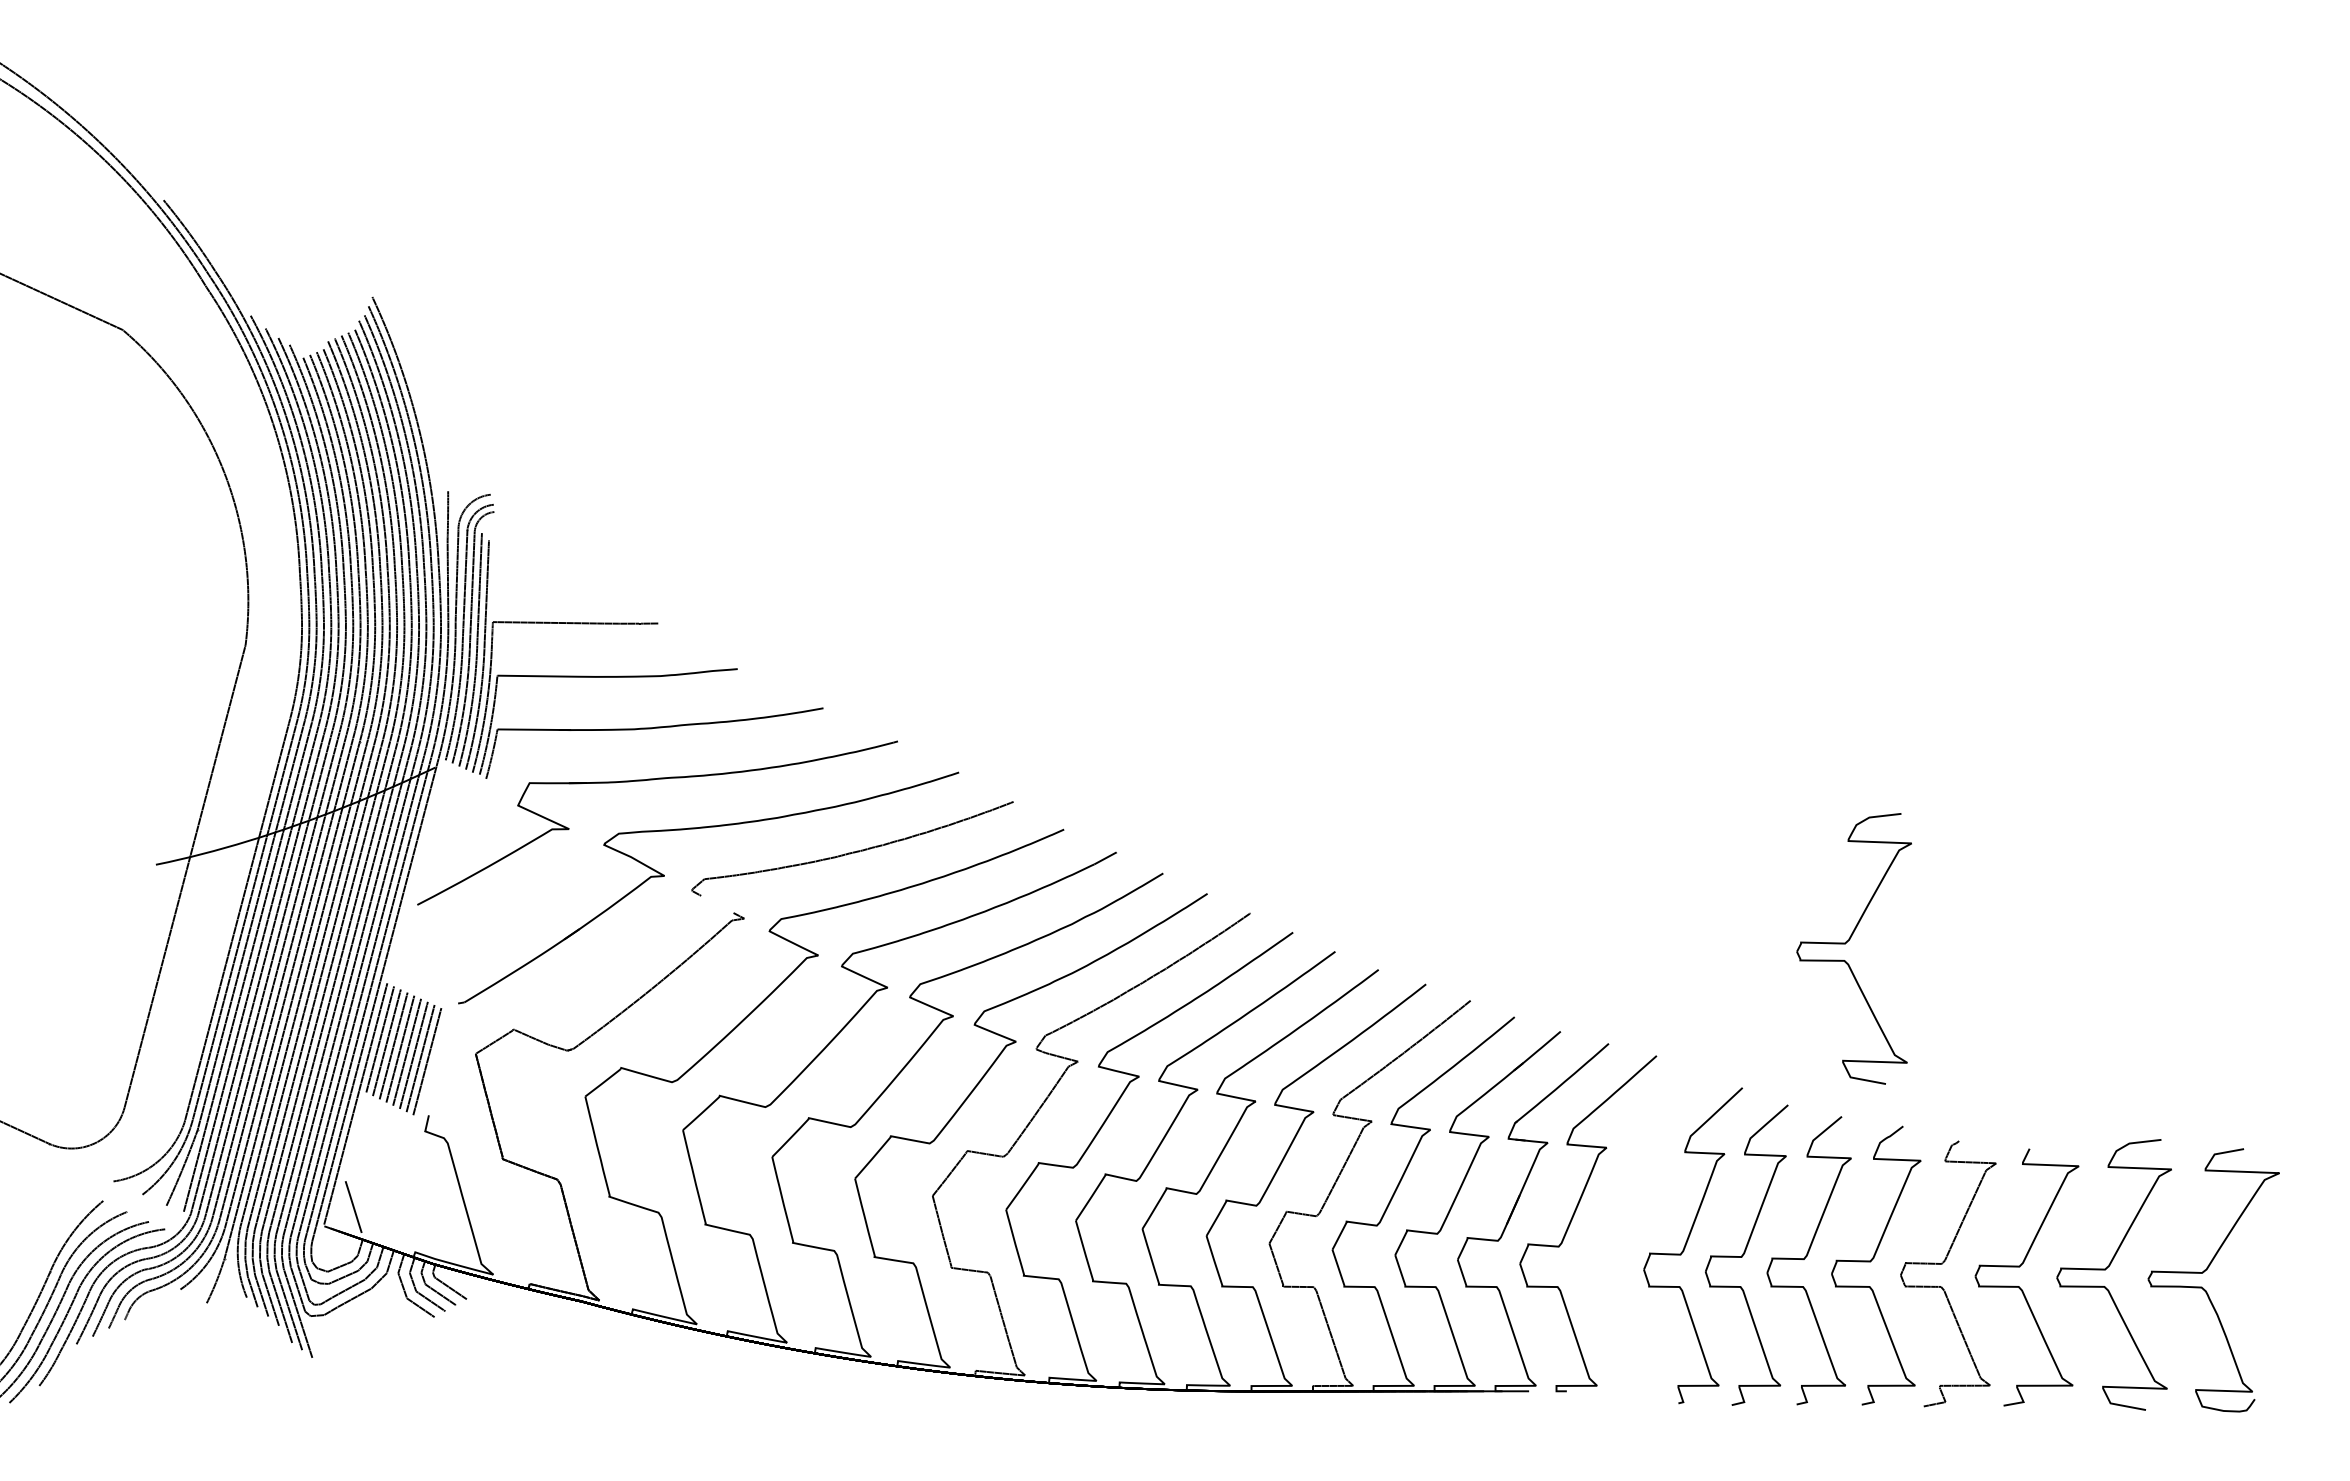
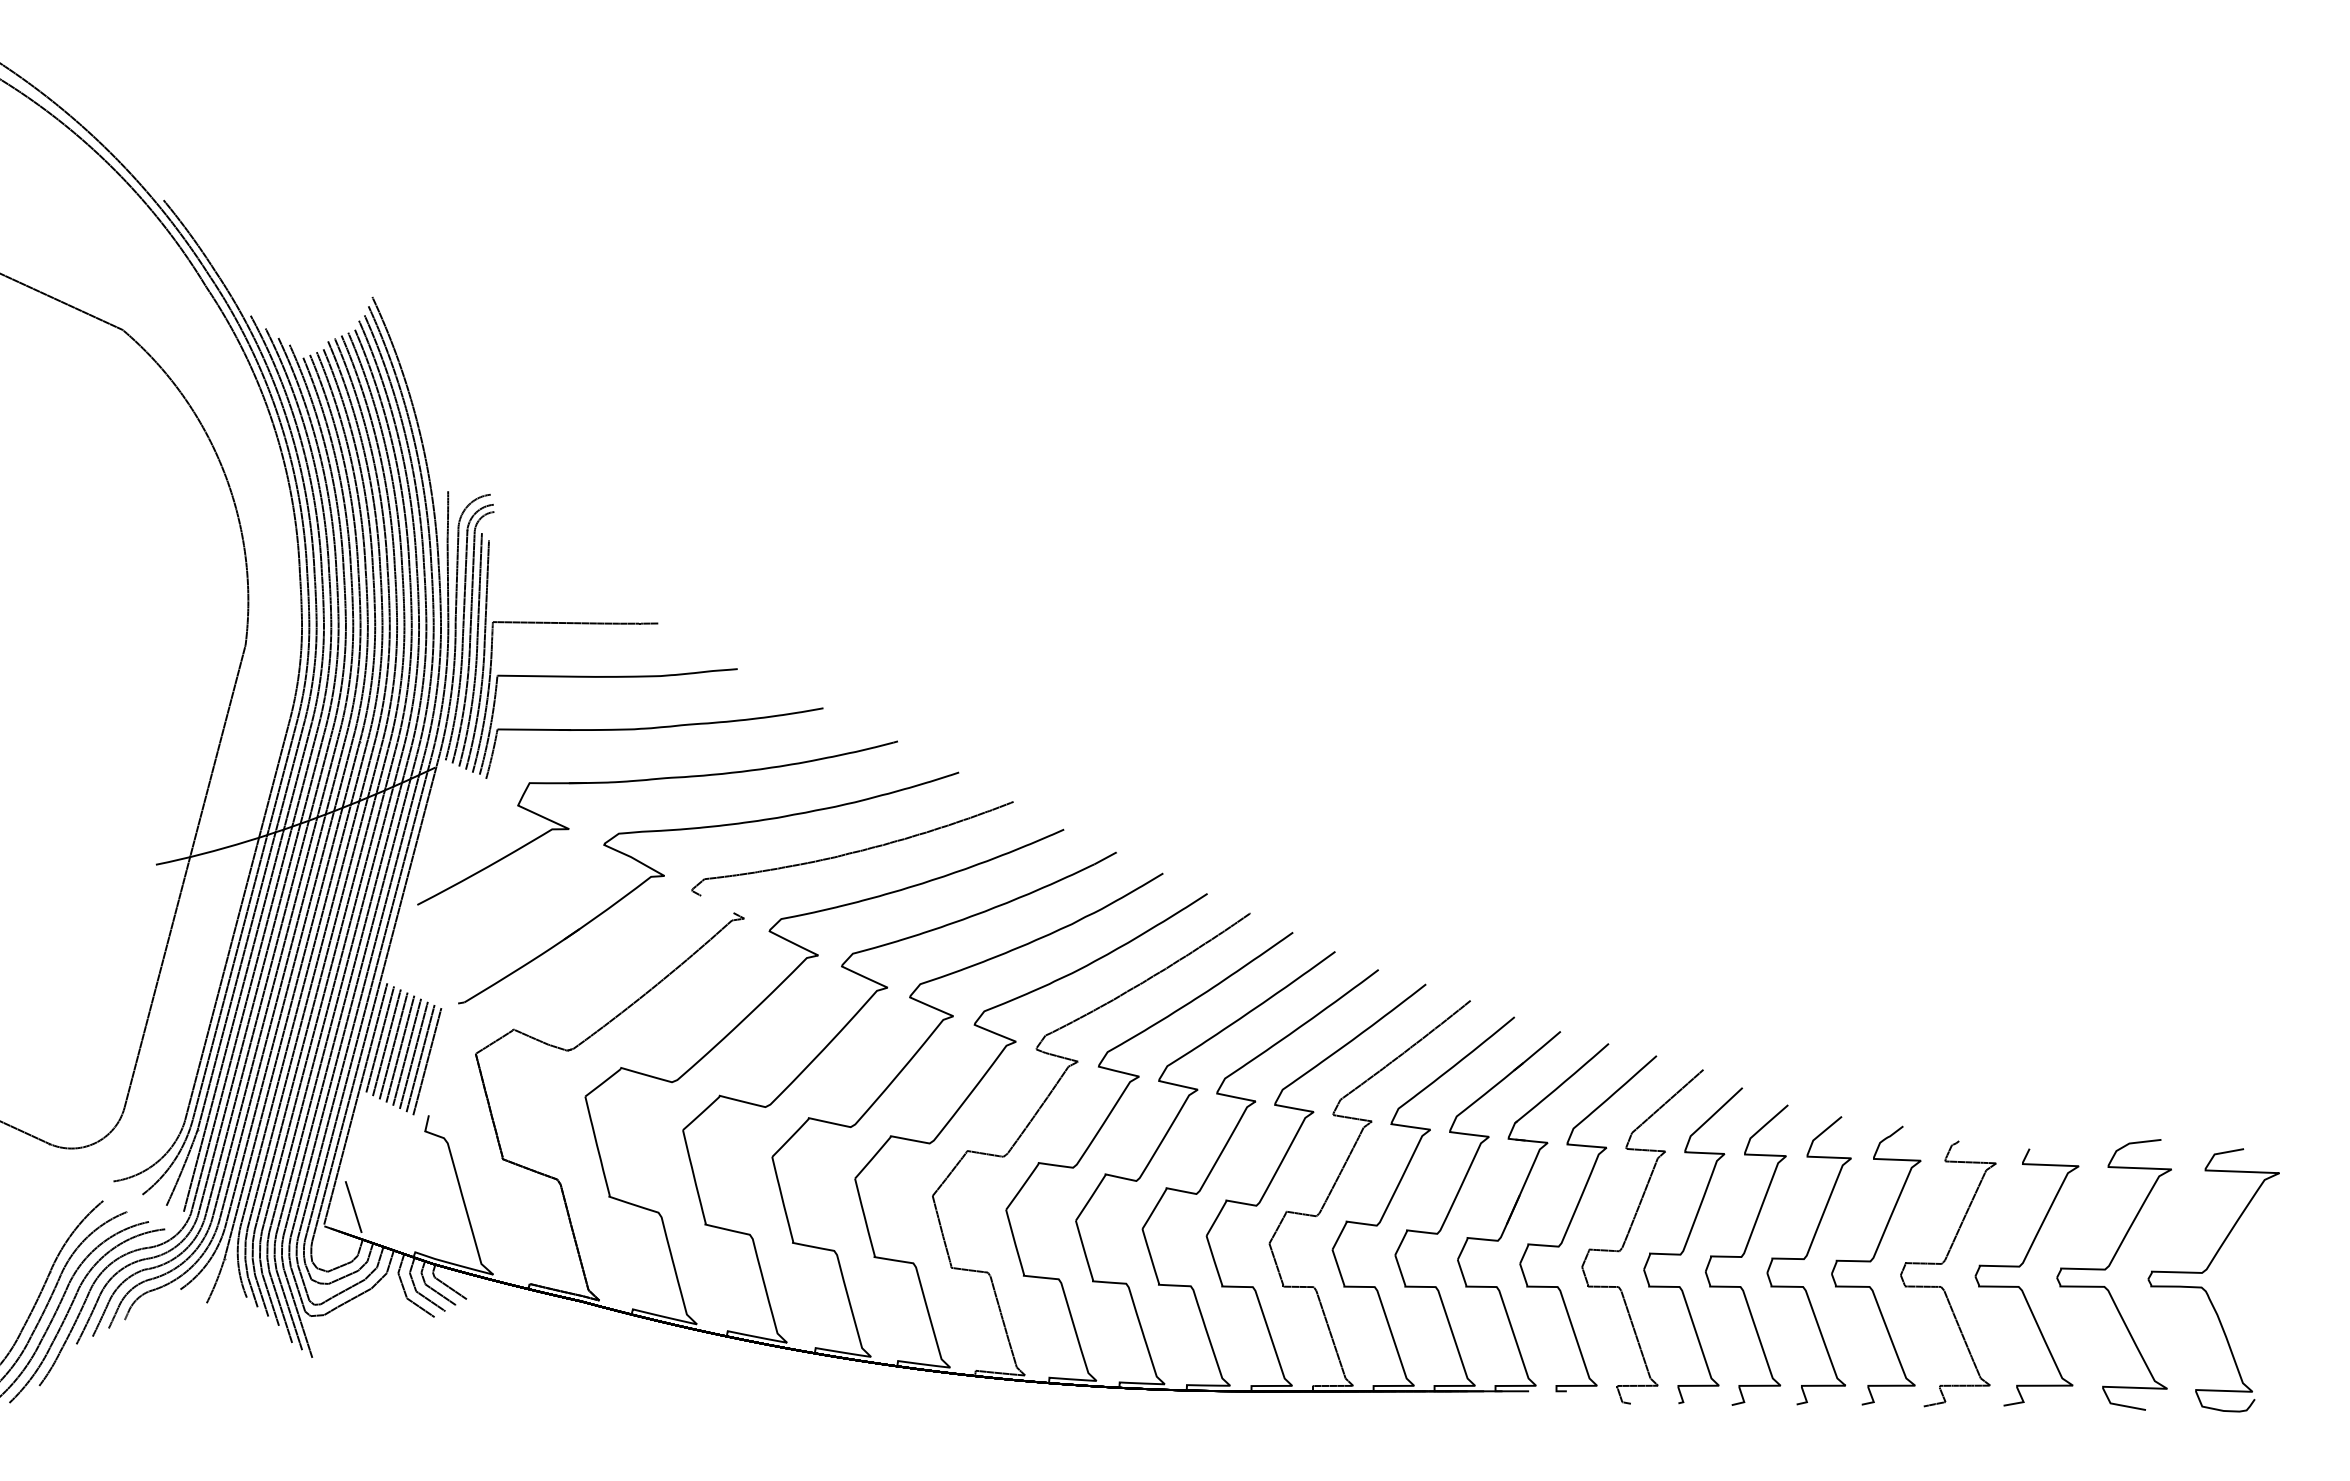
part: present -> none (1847, 942)
part: none -> present (1629, 1233)
